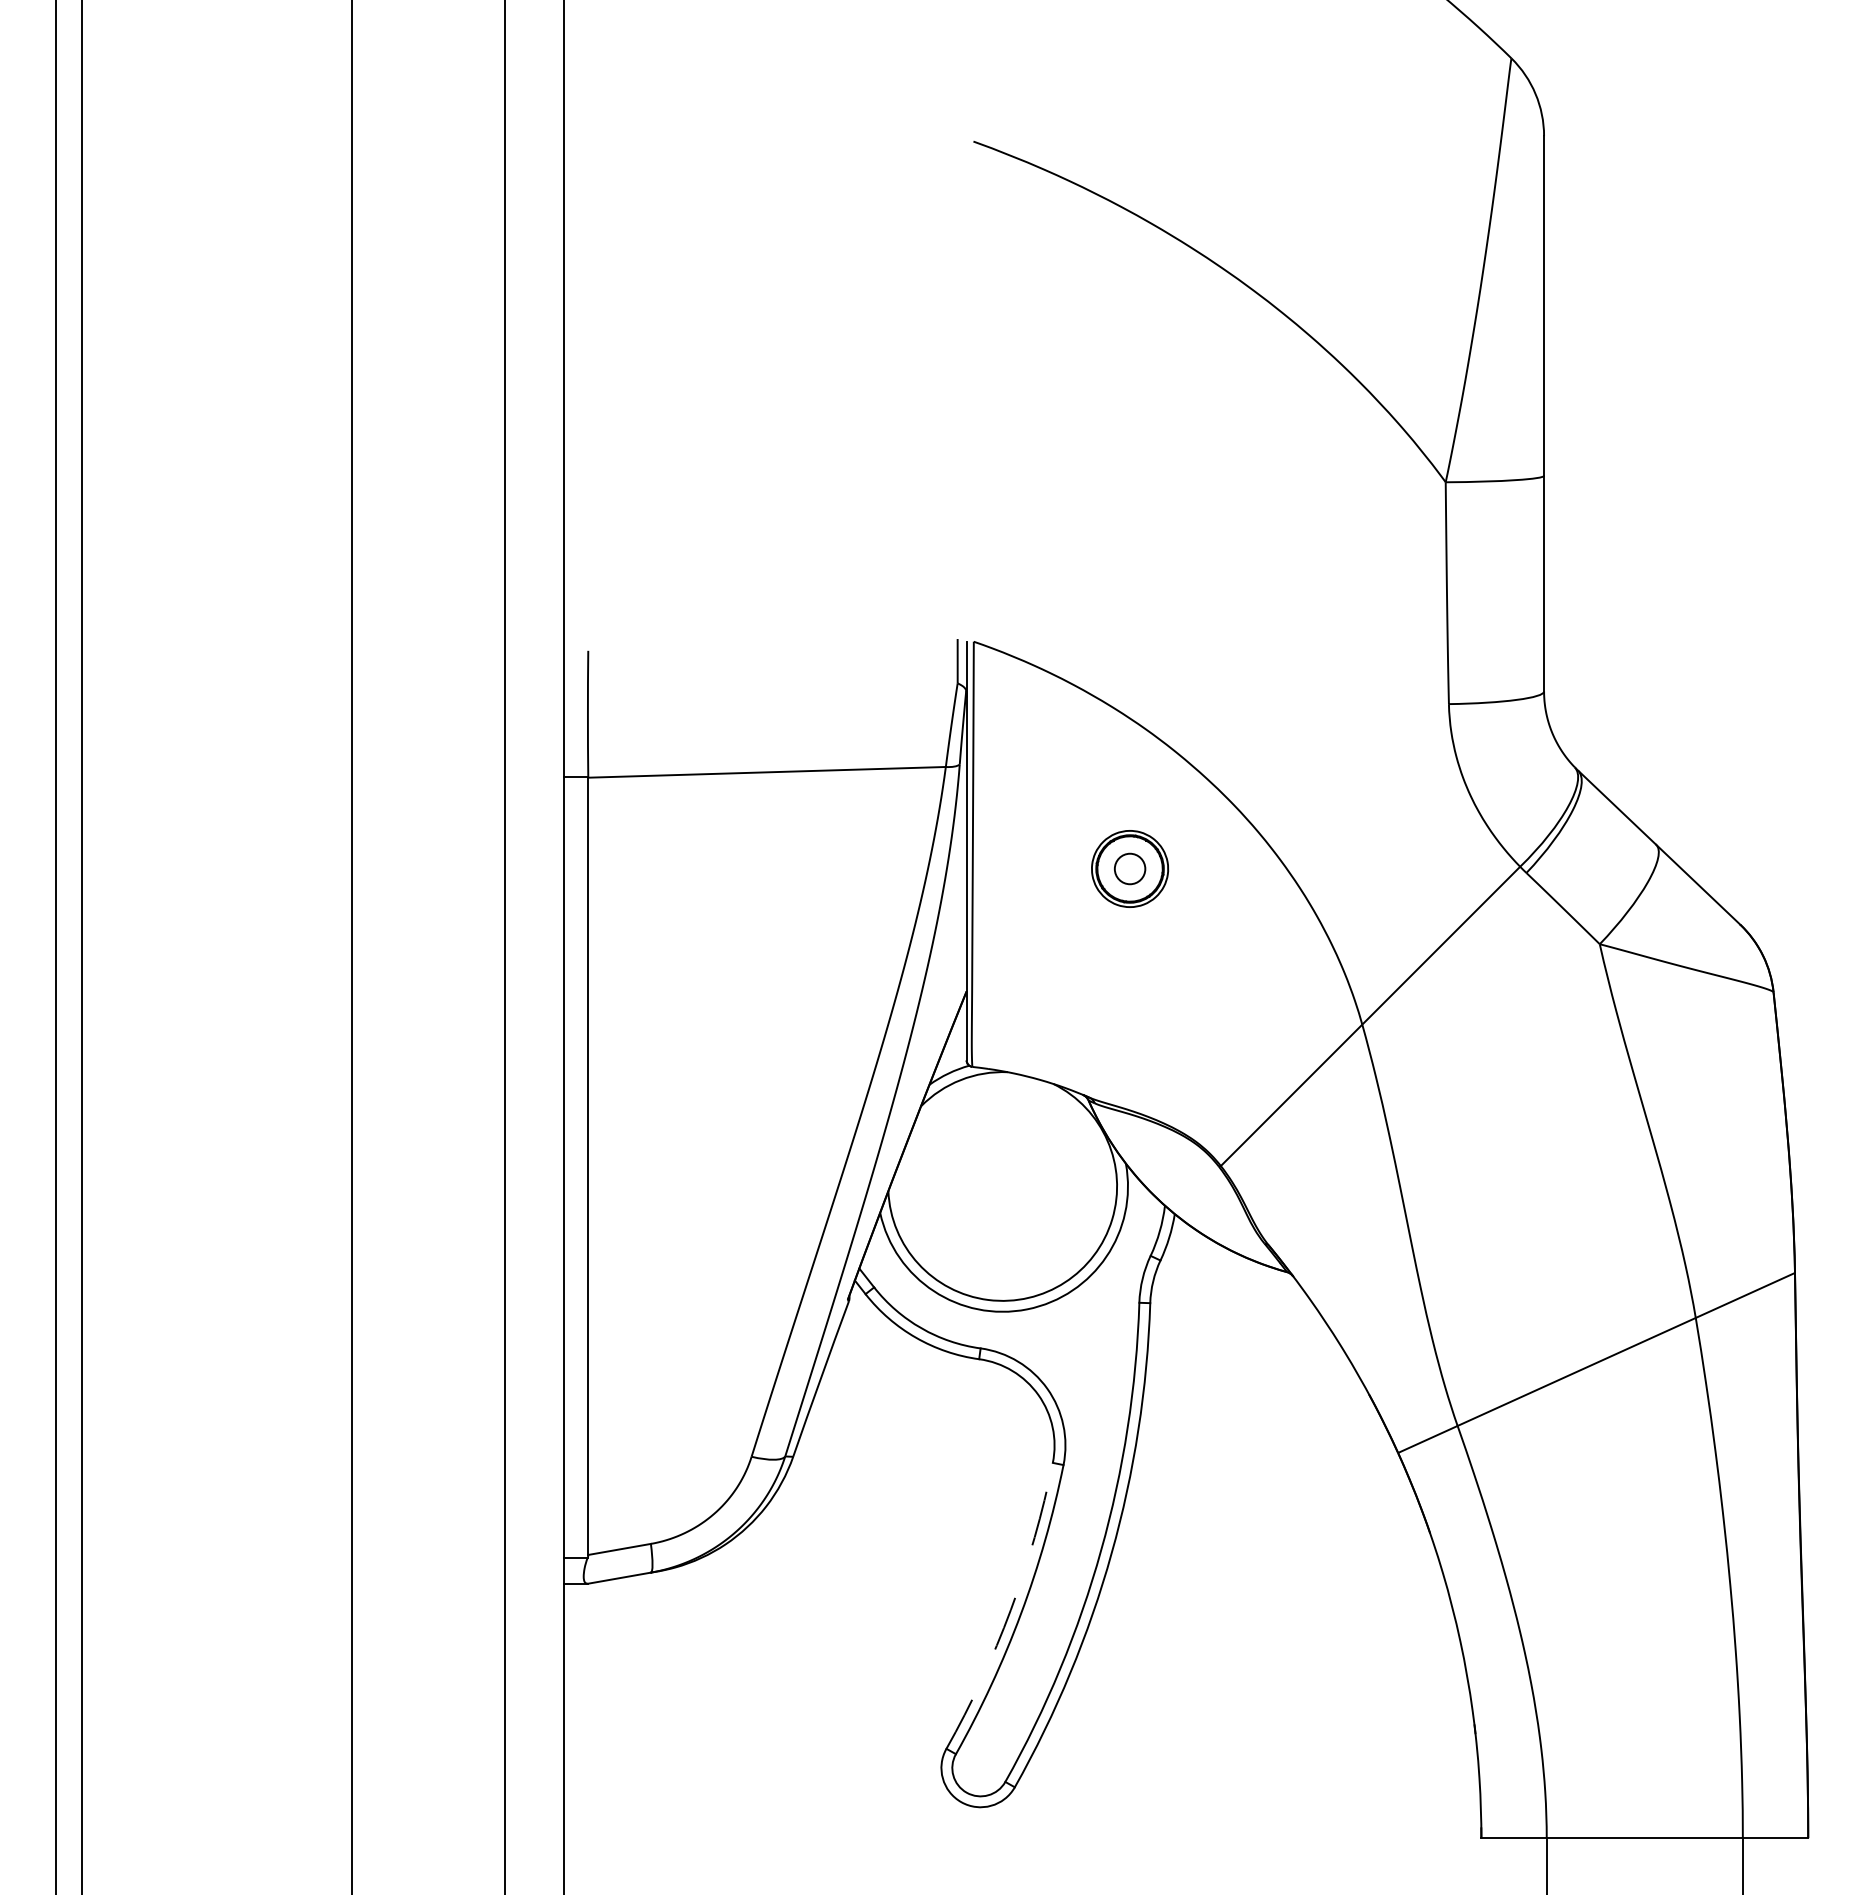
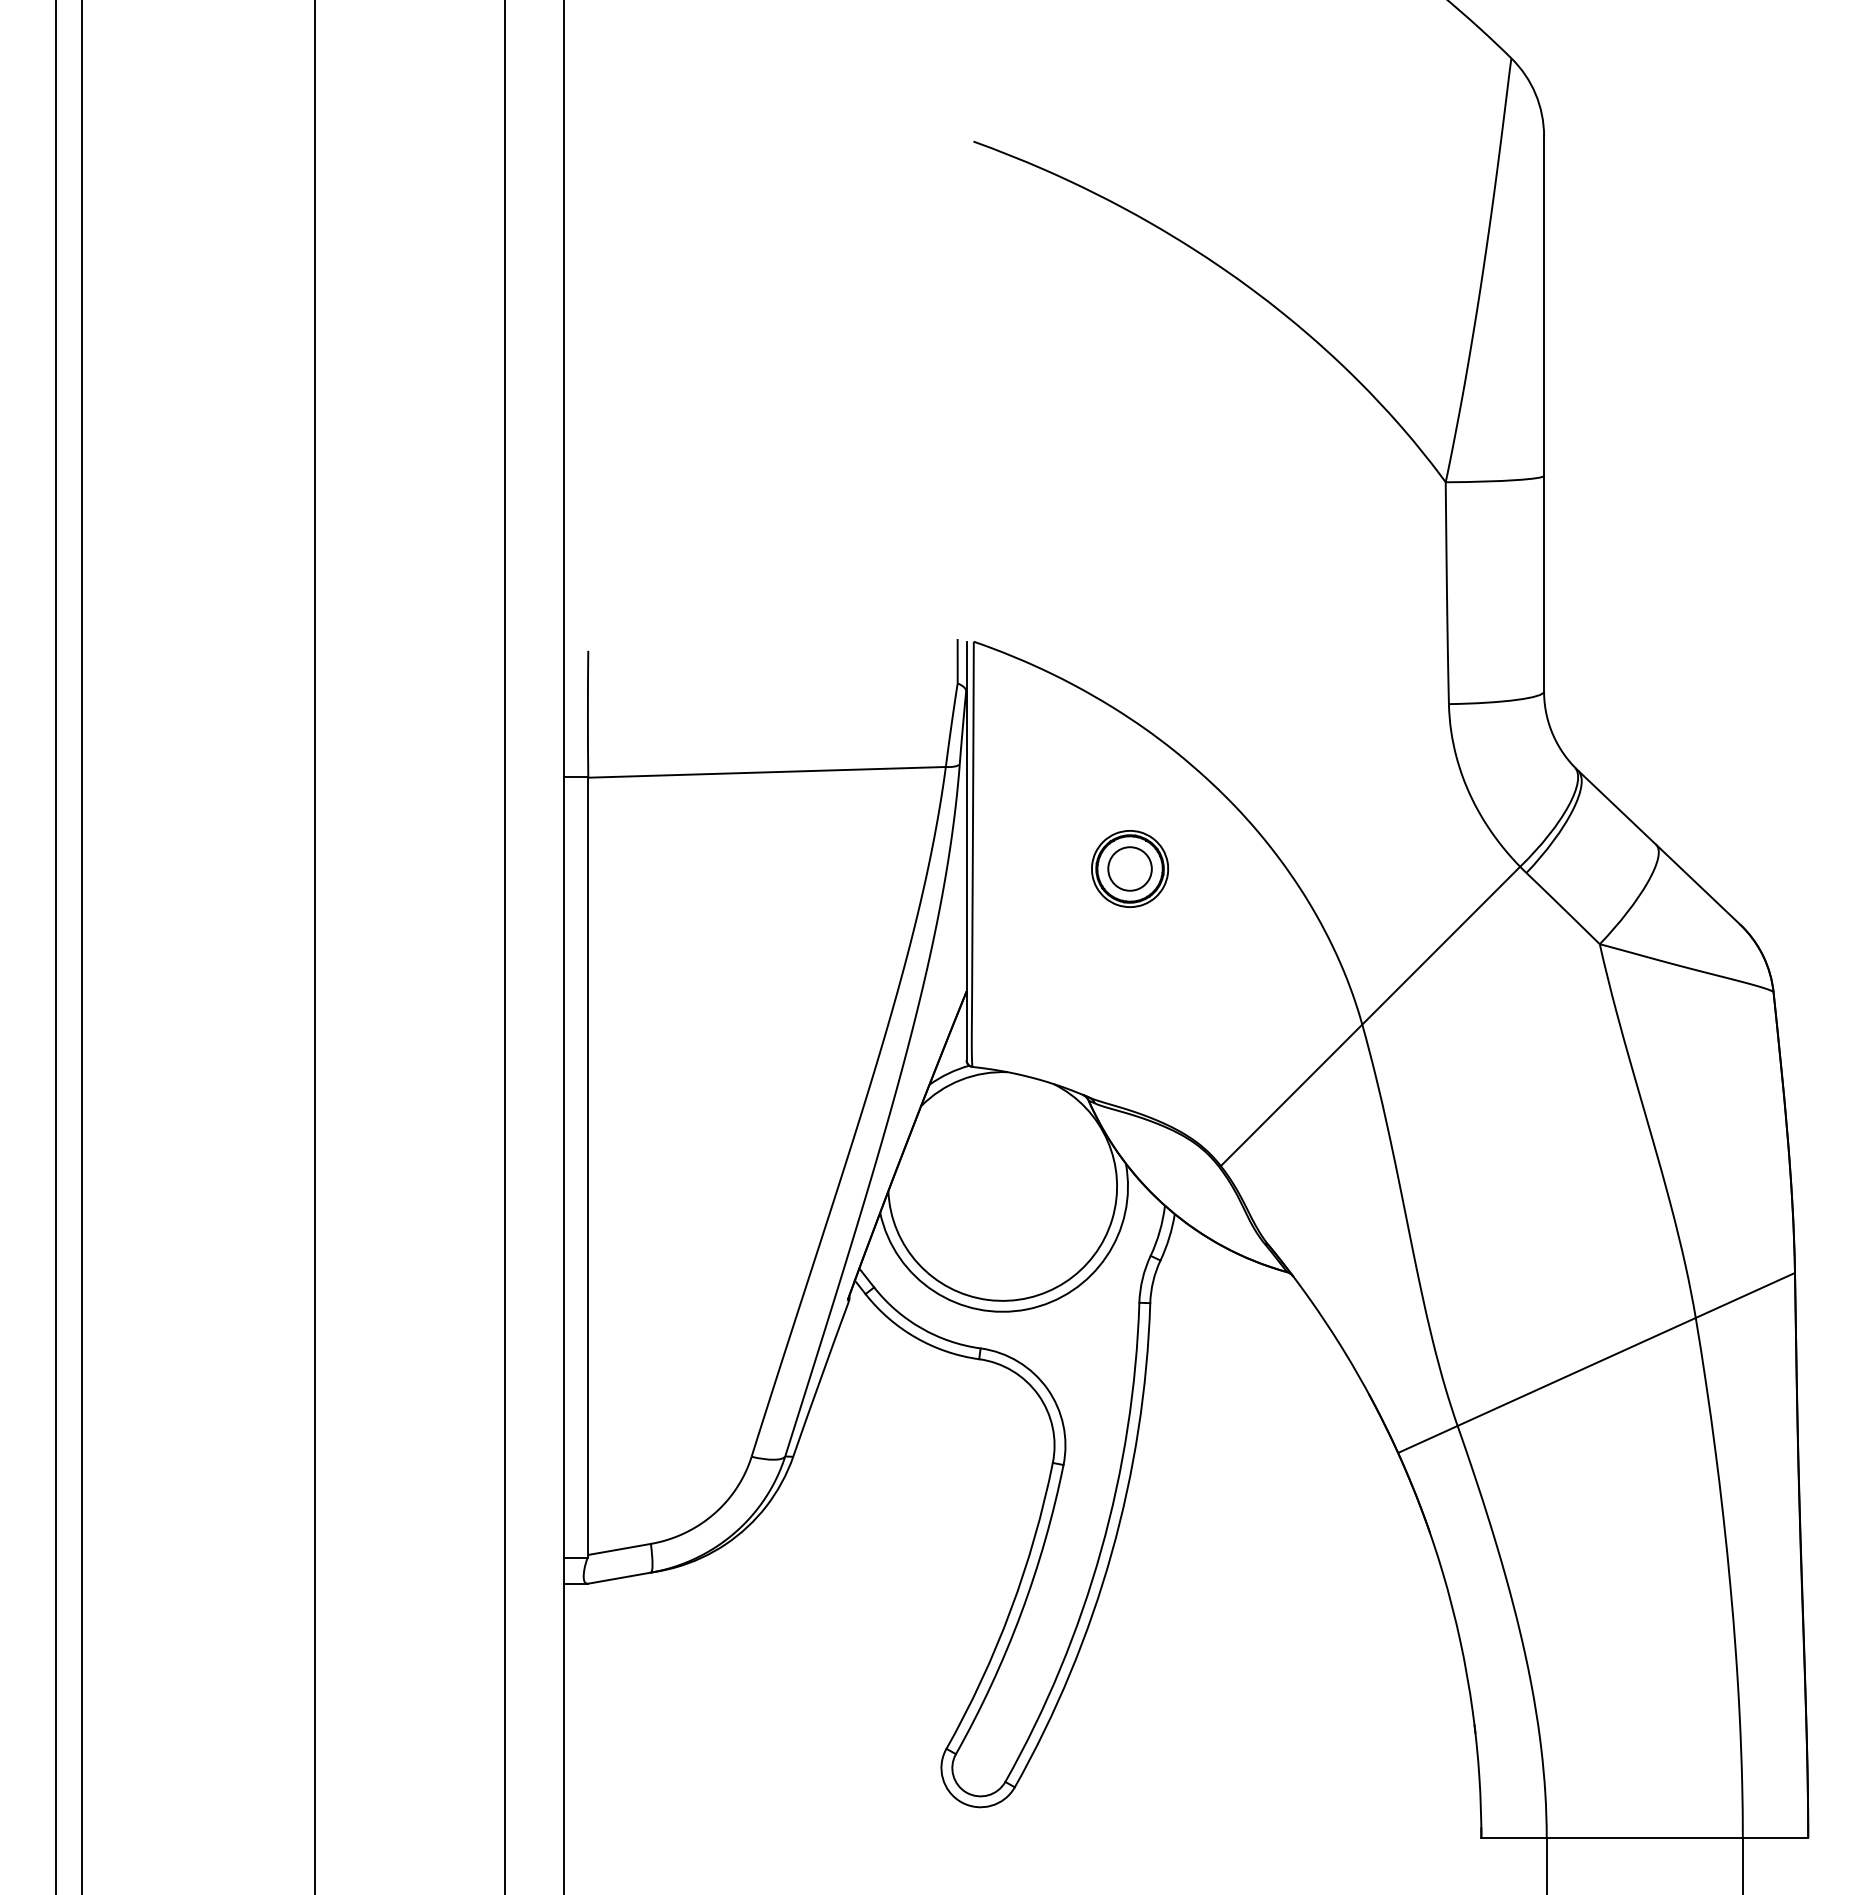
circle diameter: 31 px -> 44 px (1129, 868)
line position: (352, 946) -> (315, 946) (315, 946)
arc: dashed -> solid (1010, 1610)
